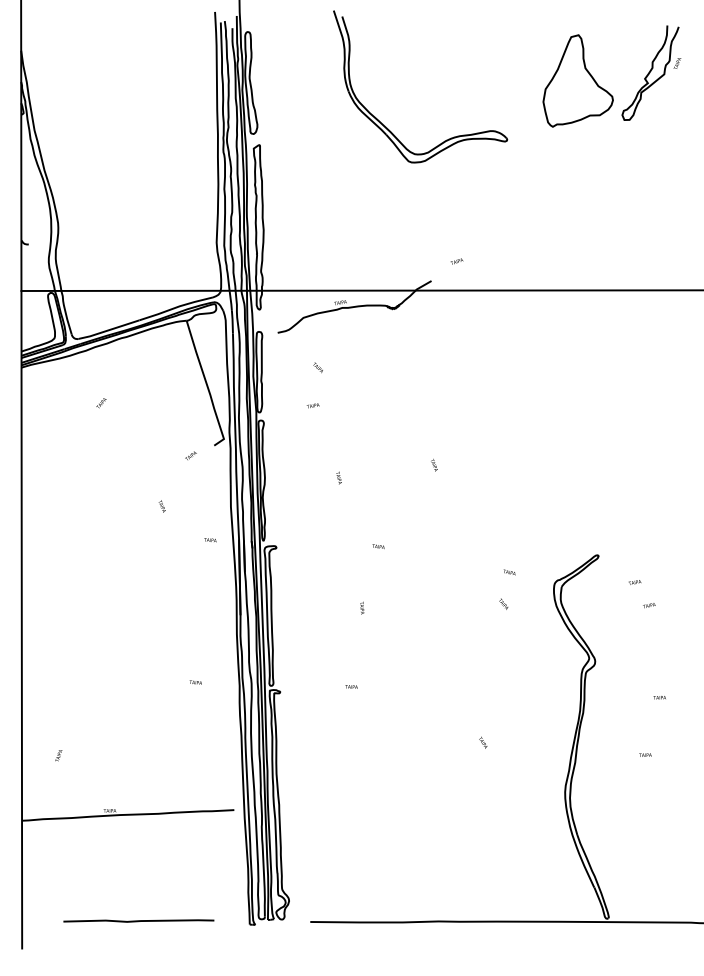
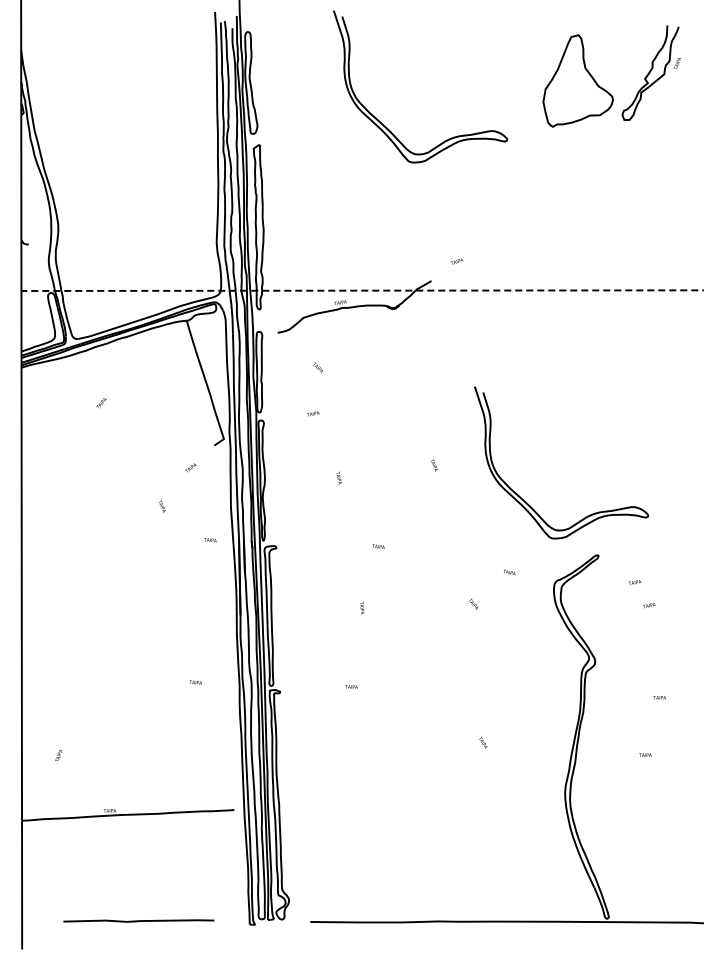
line: solid -> dashed (362, 290)
text position: (312, 405) -> (312, 413) (312, 413)
text position: (190, 455) -> (190, 467) (190, 467)
part: none -> present (527, 502)
text position: (503, 603) -> (473, 603) (473, 603)
